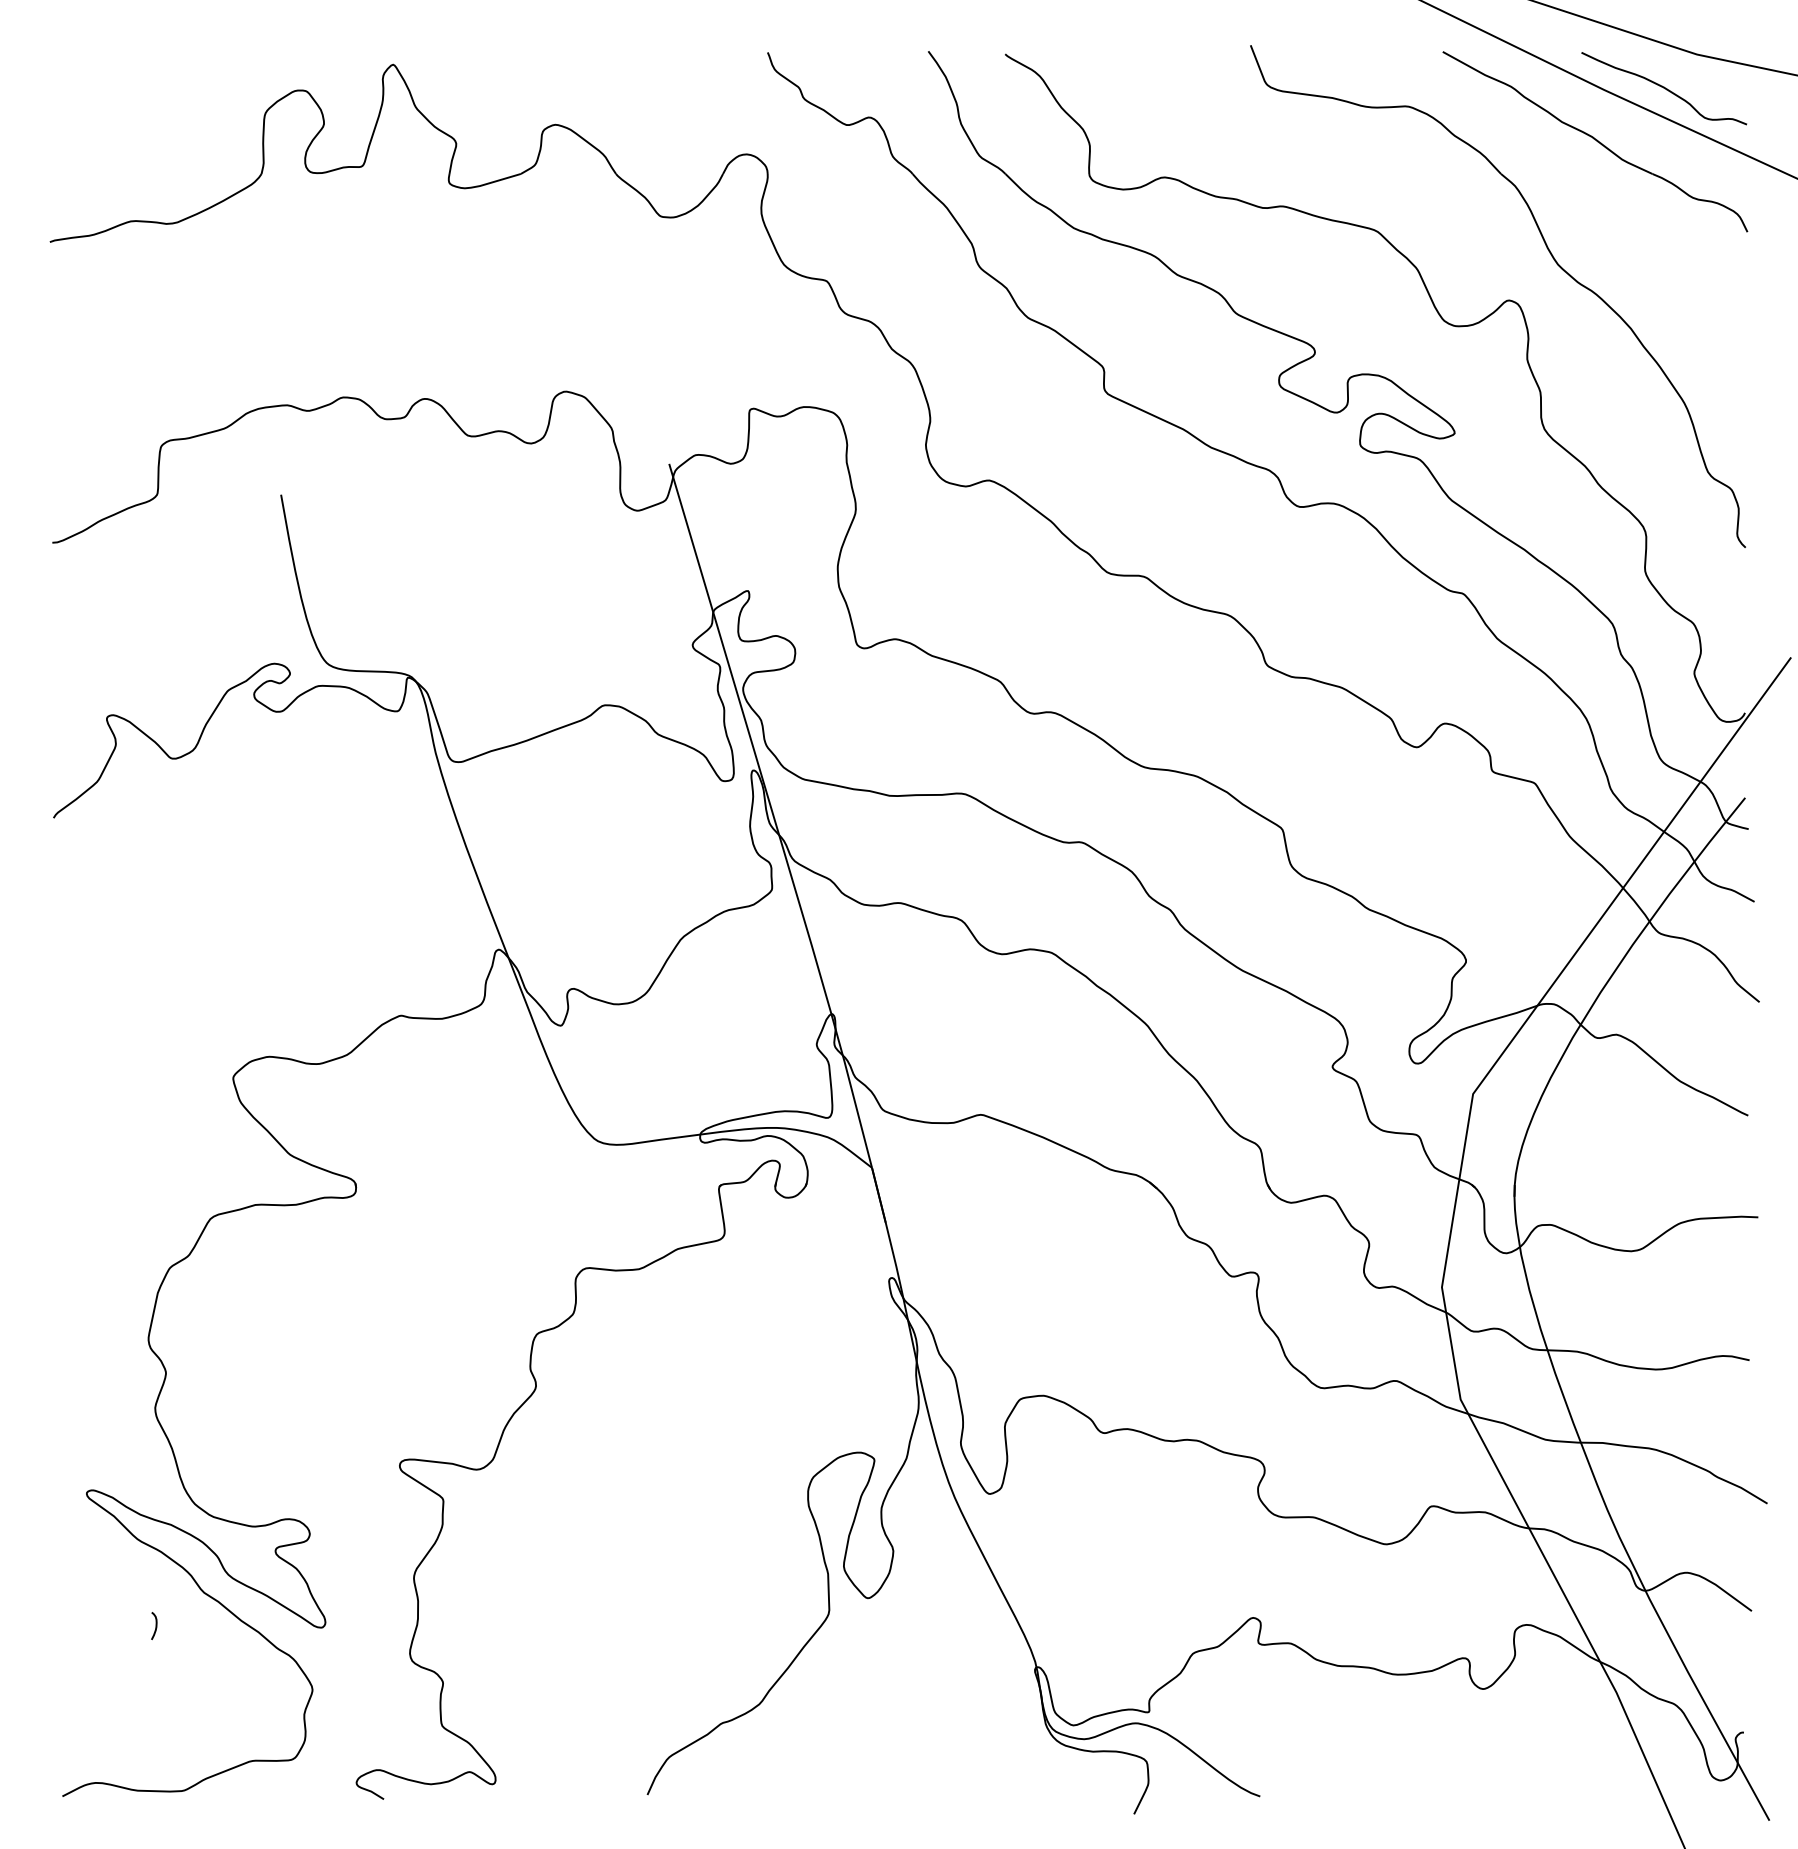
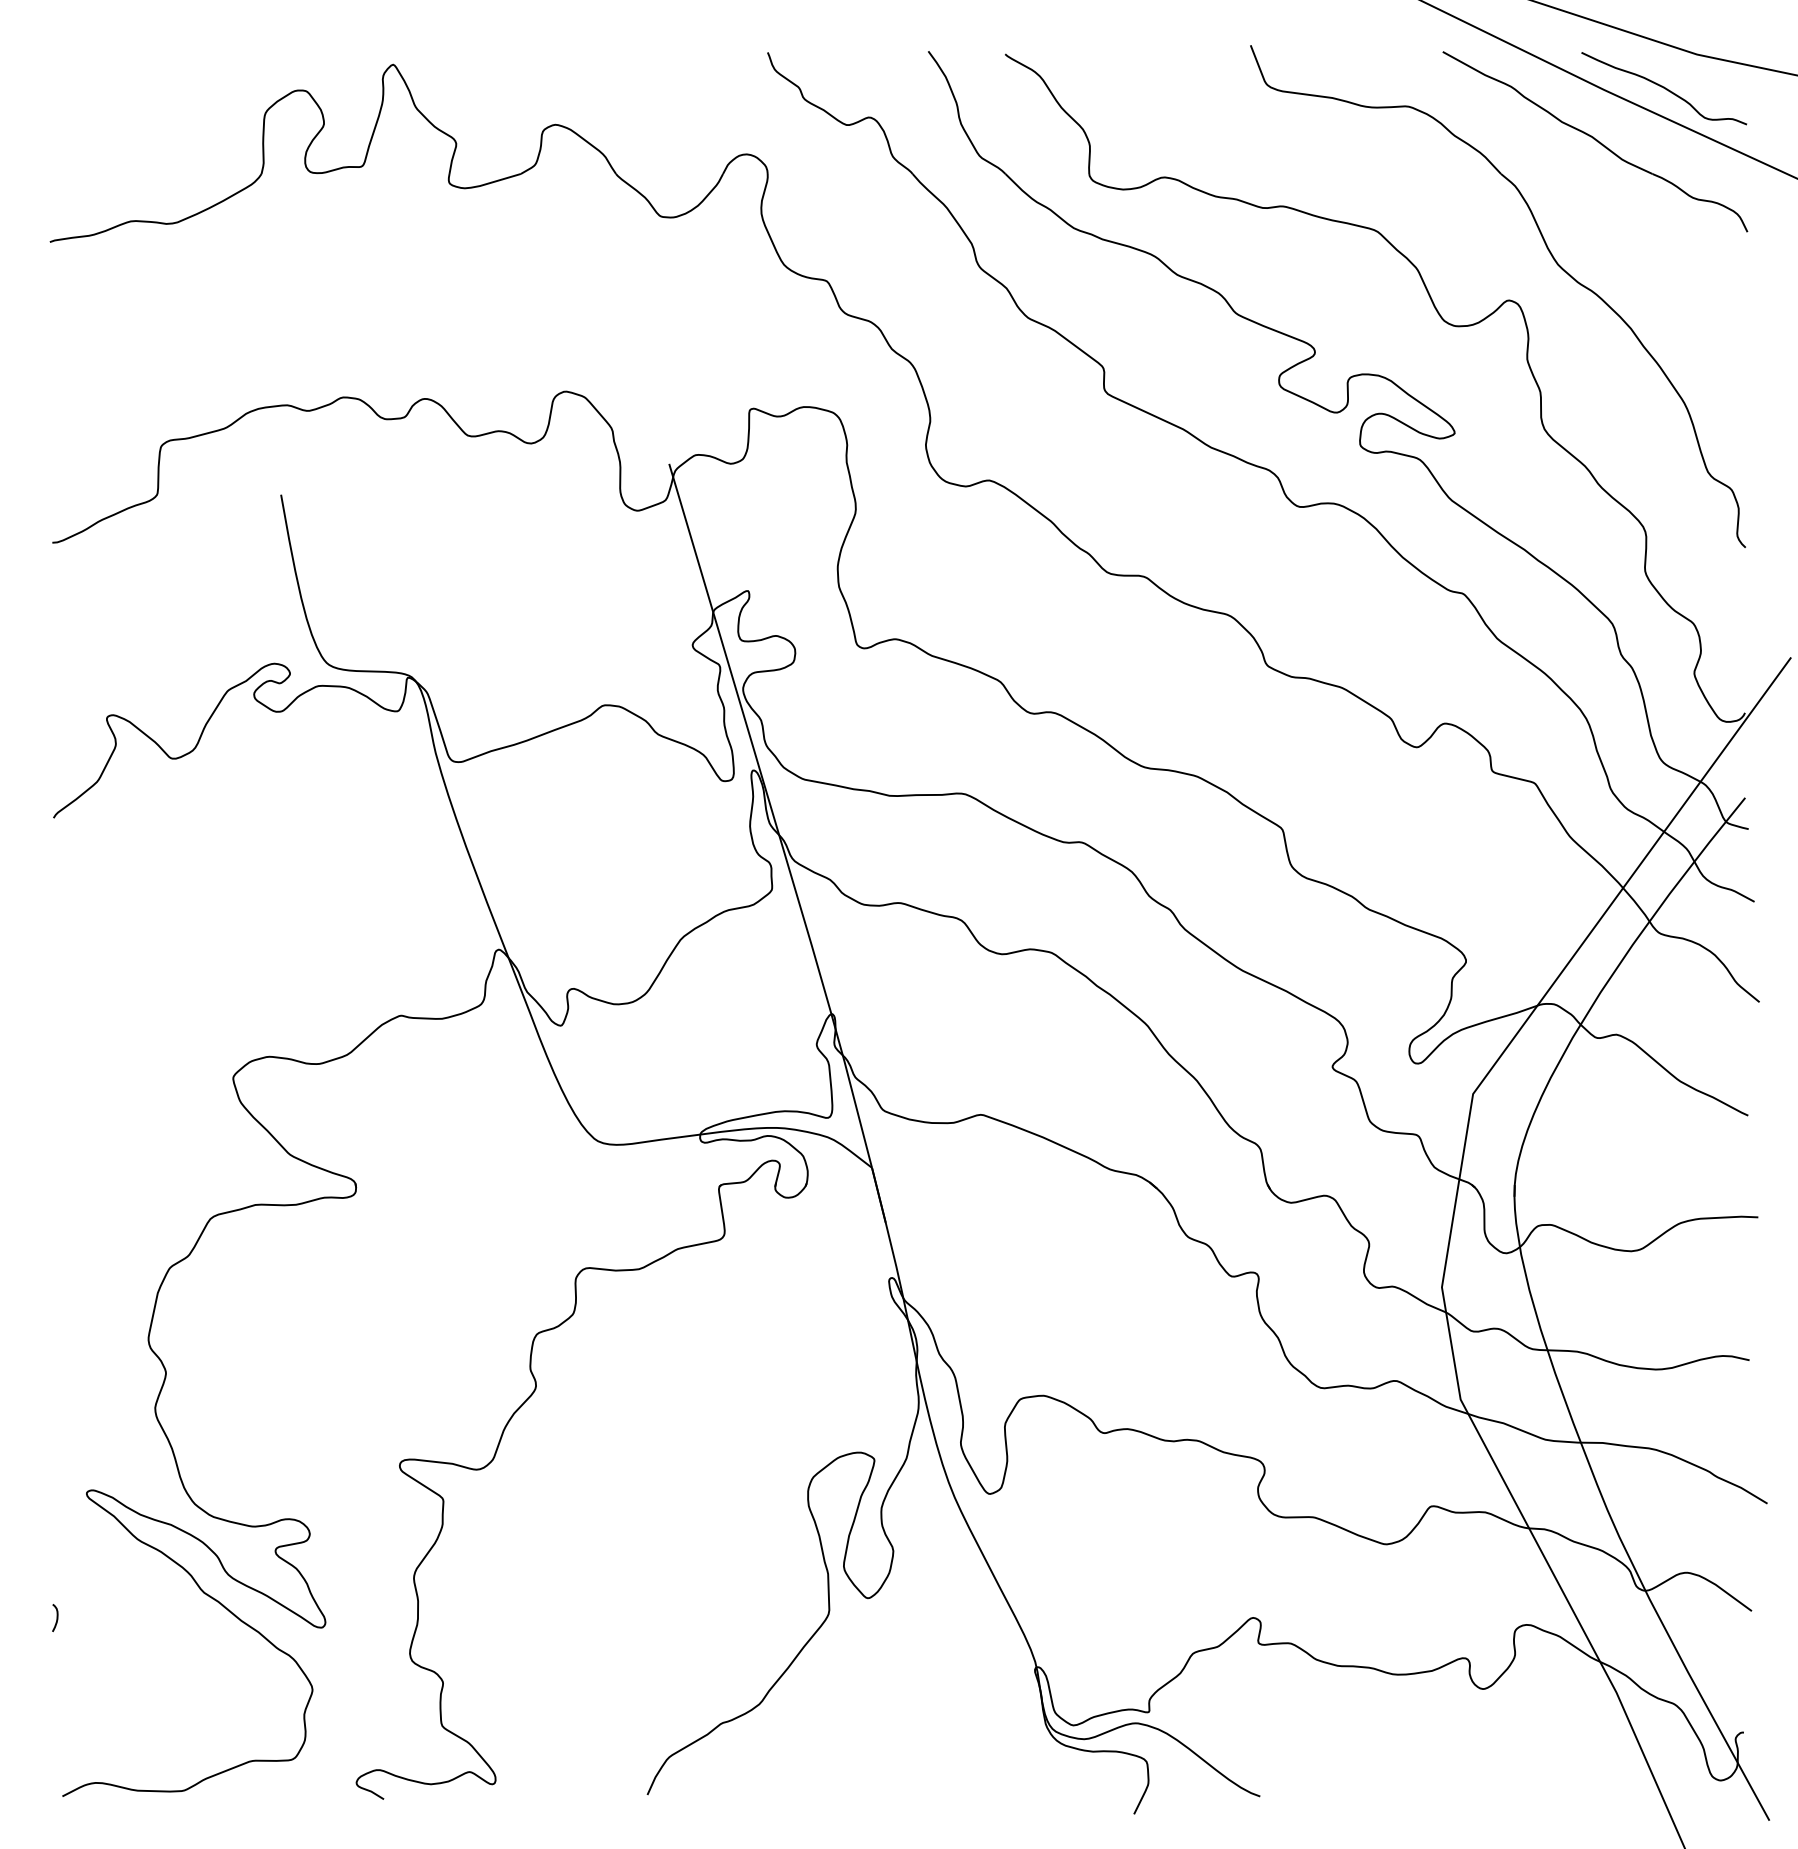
curve position: (155, 1625) -> (56, 1617) (56, 1617)
